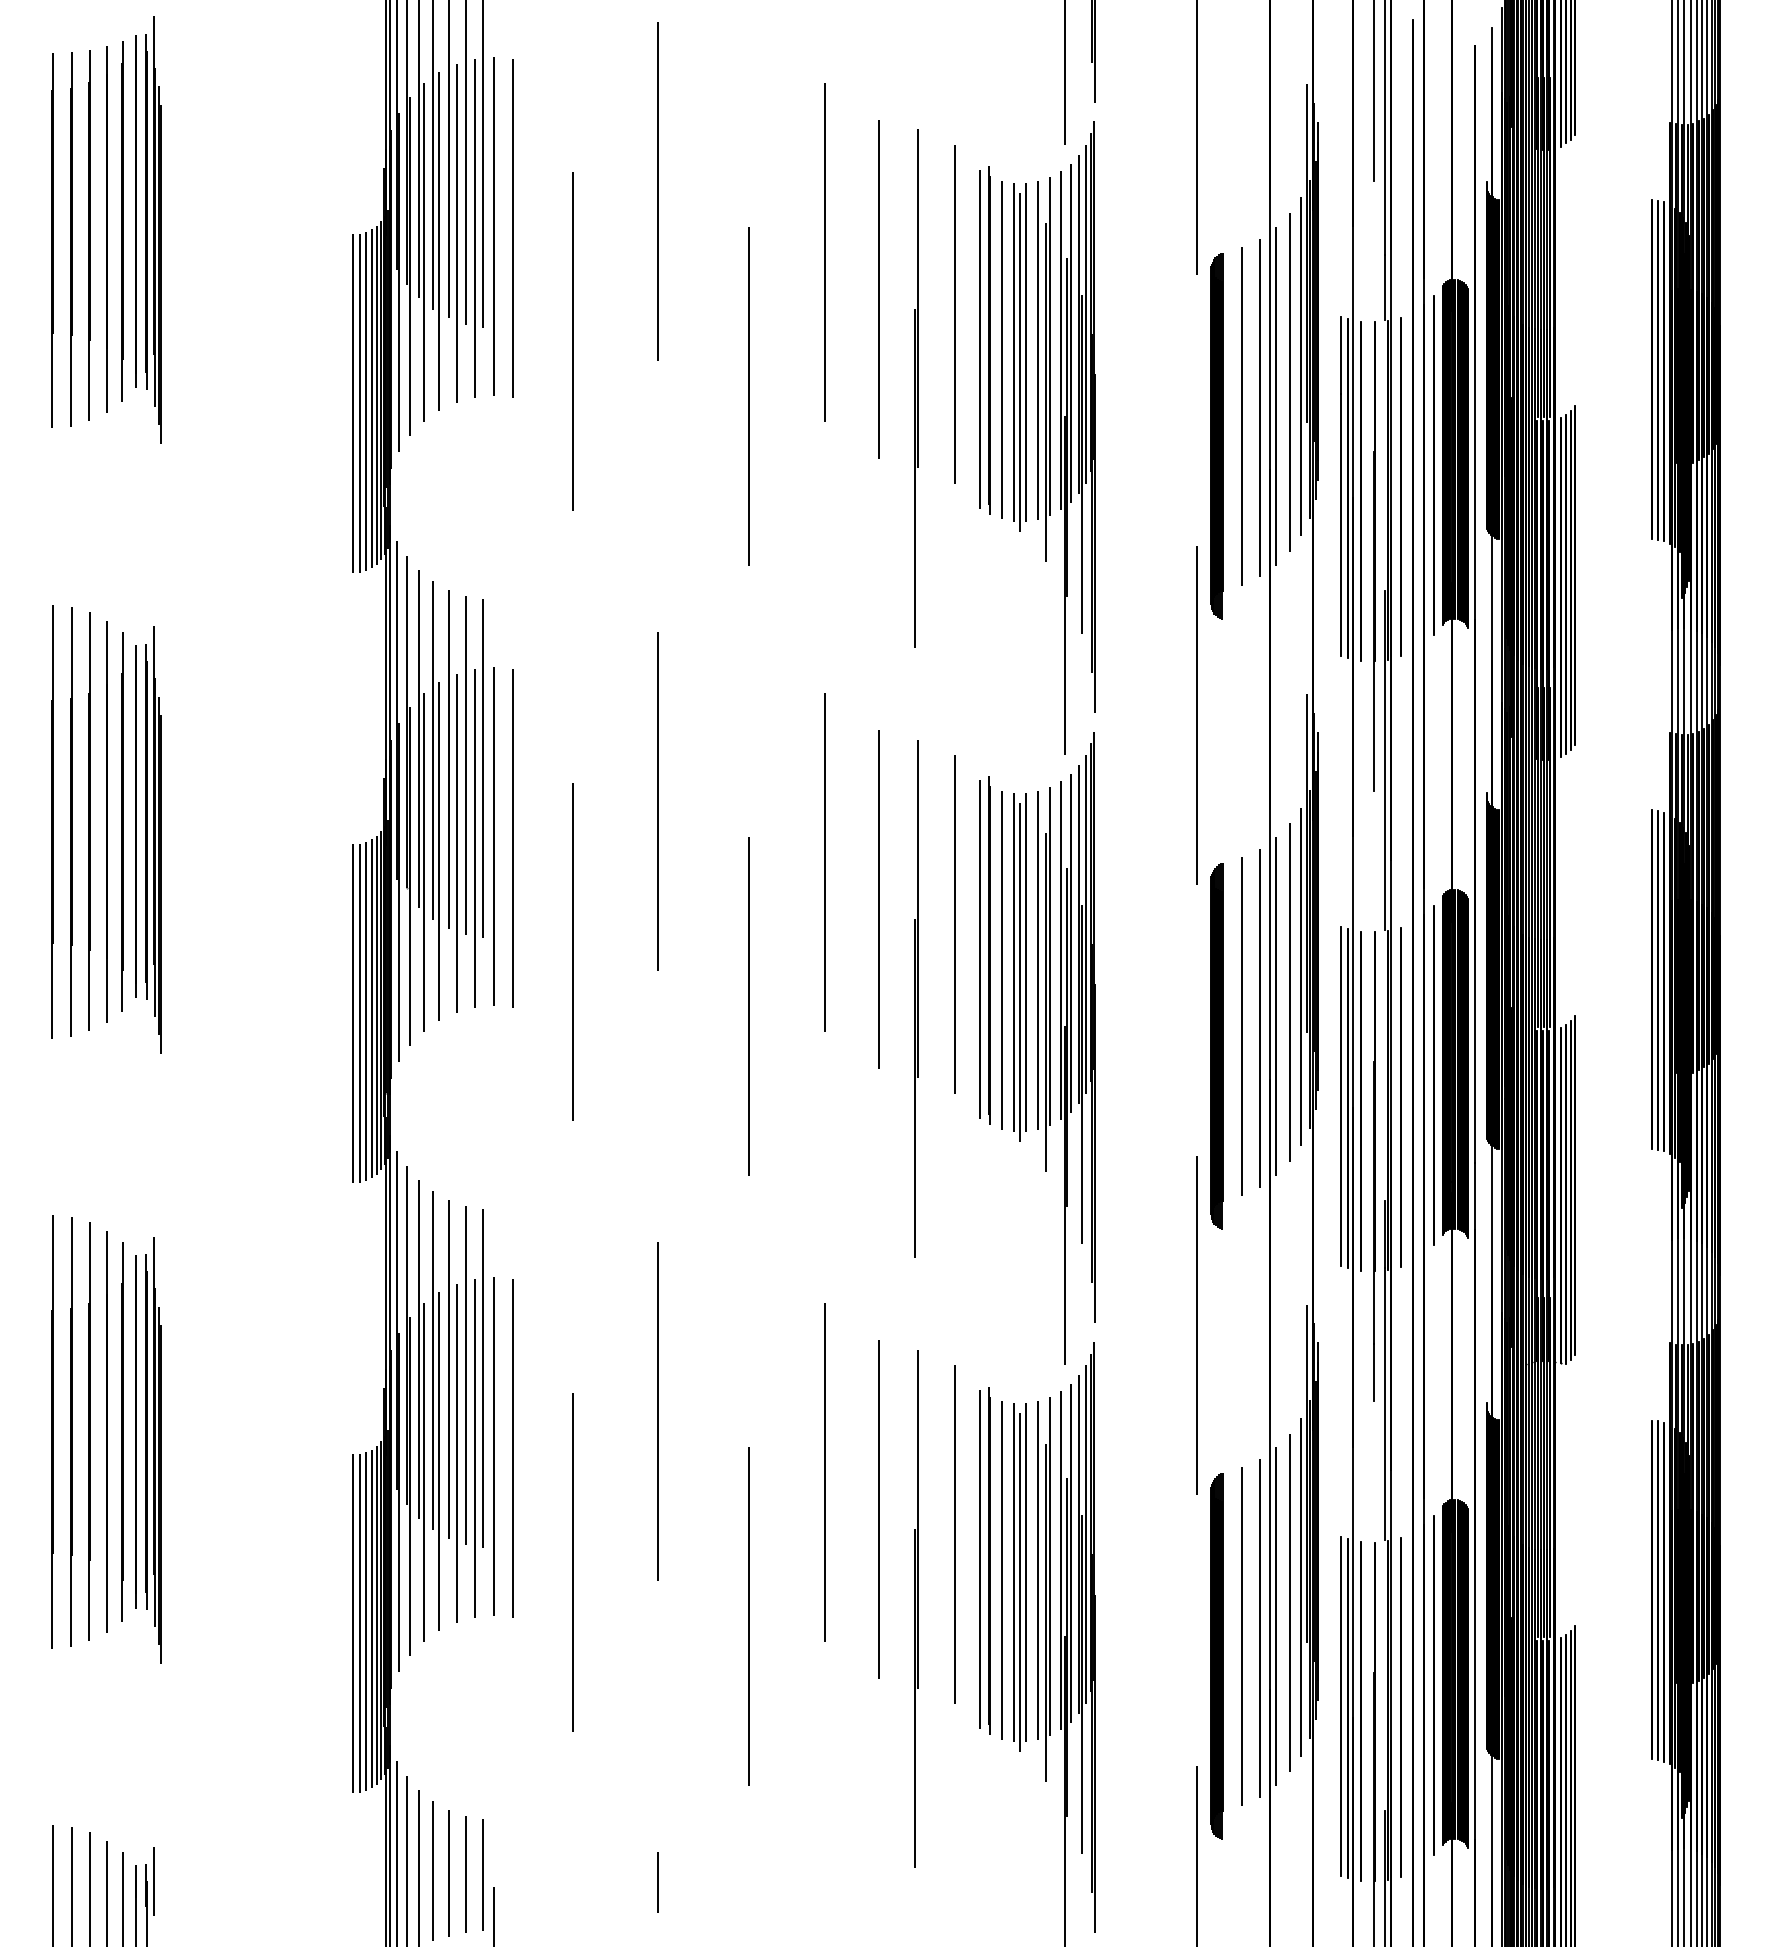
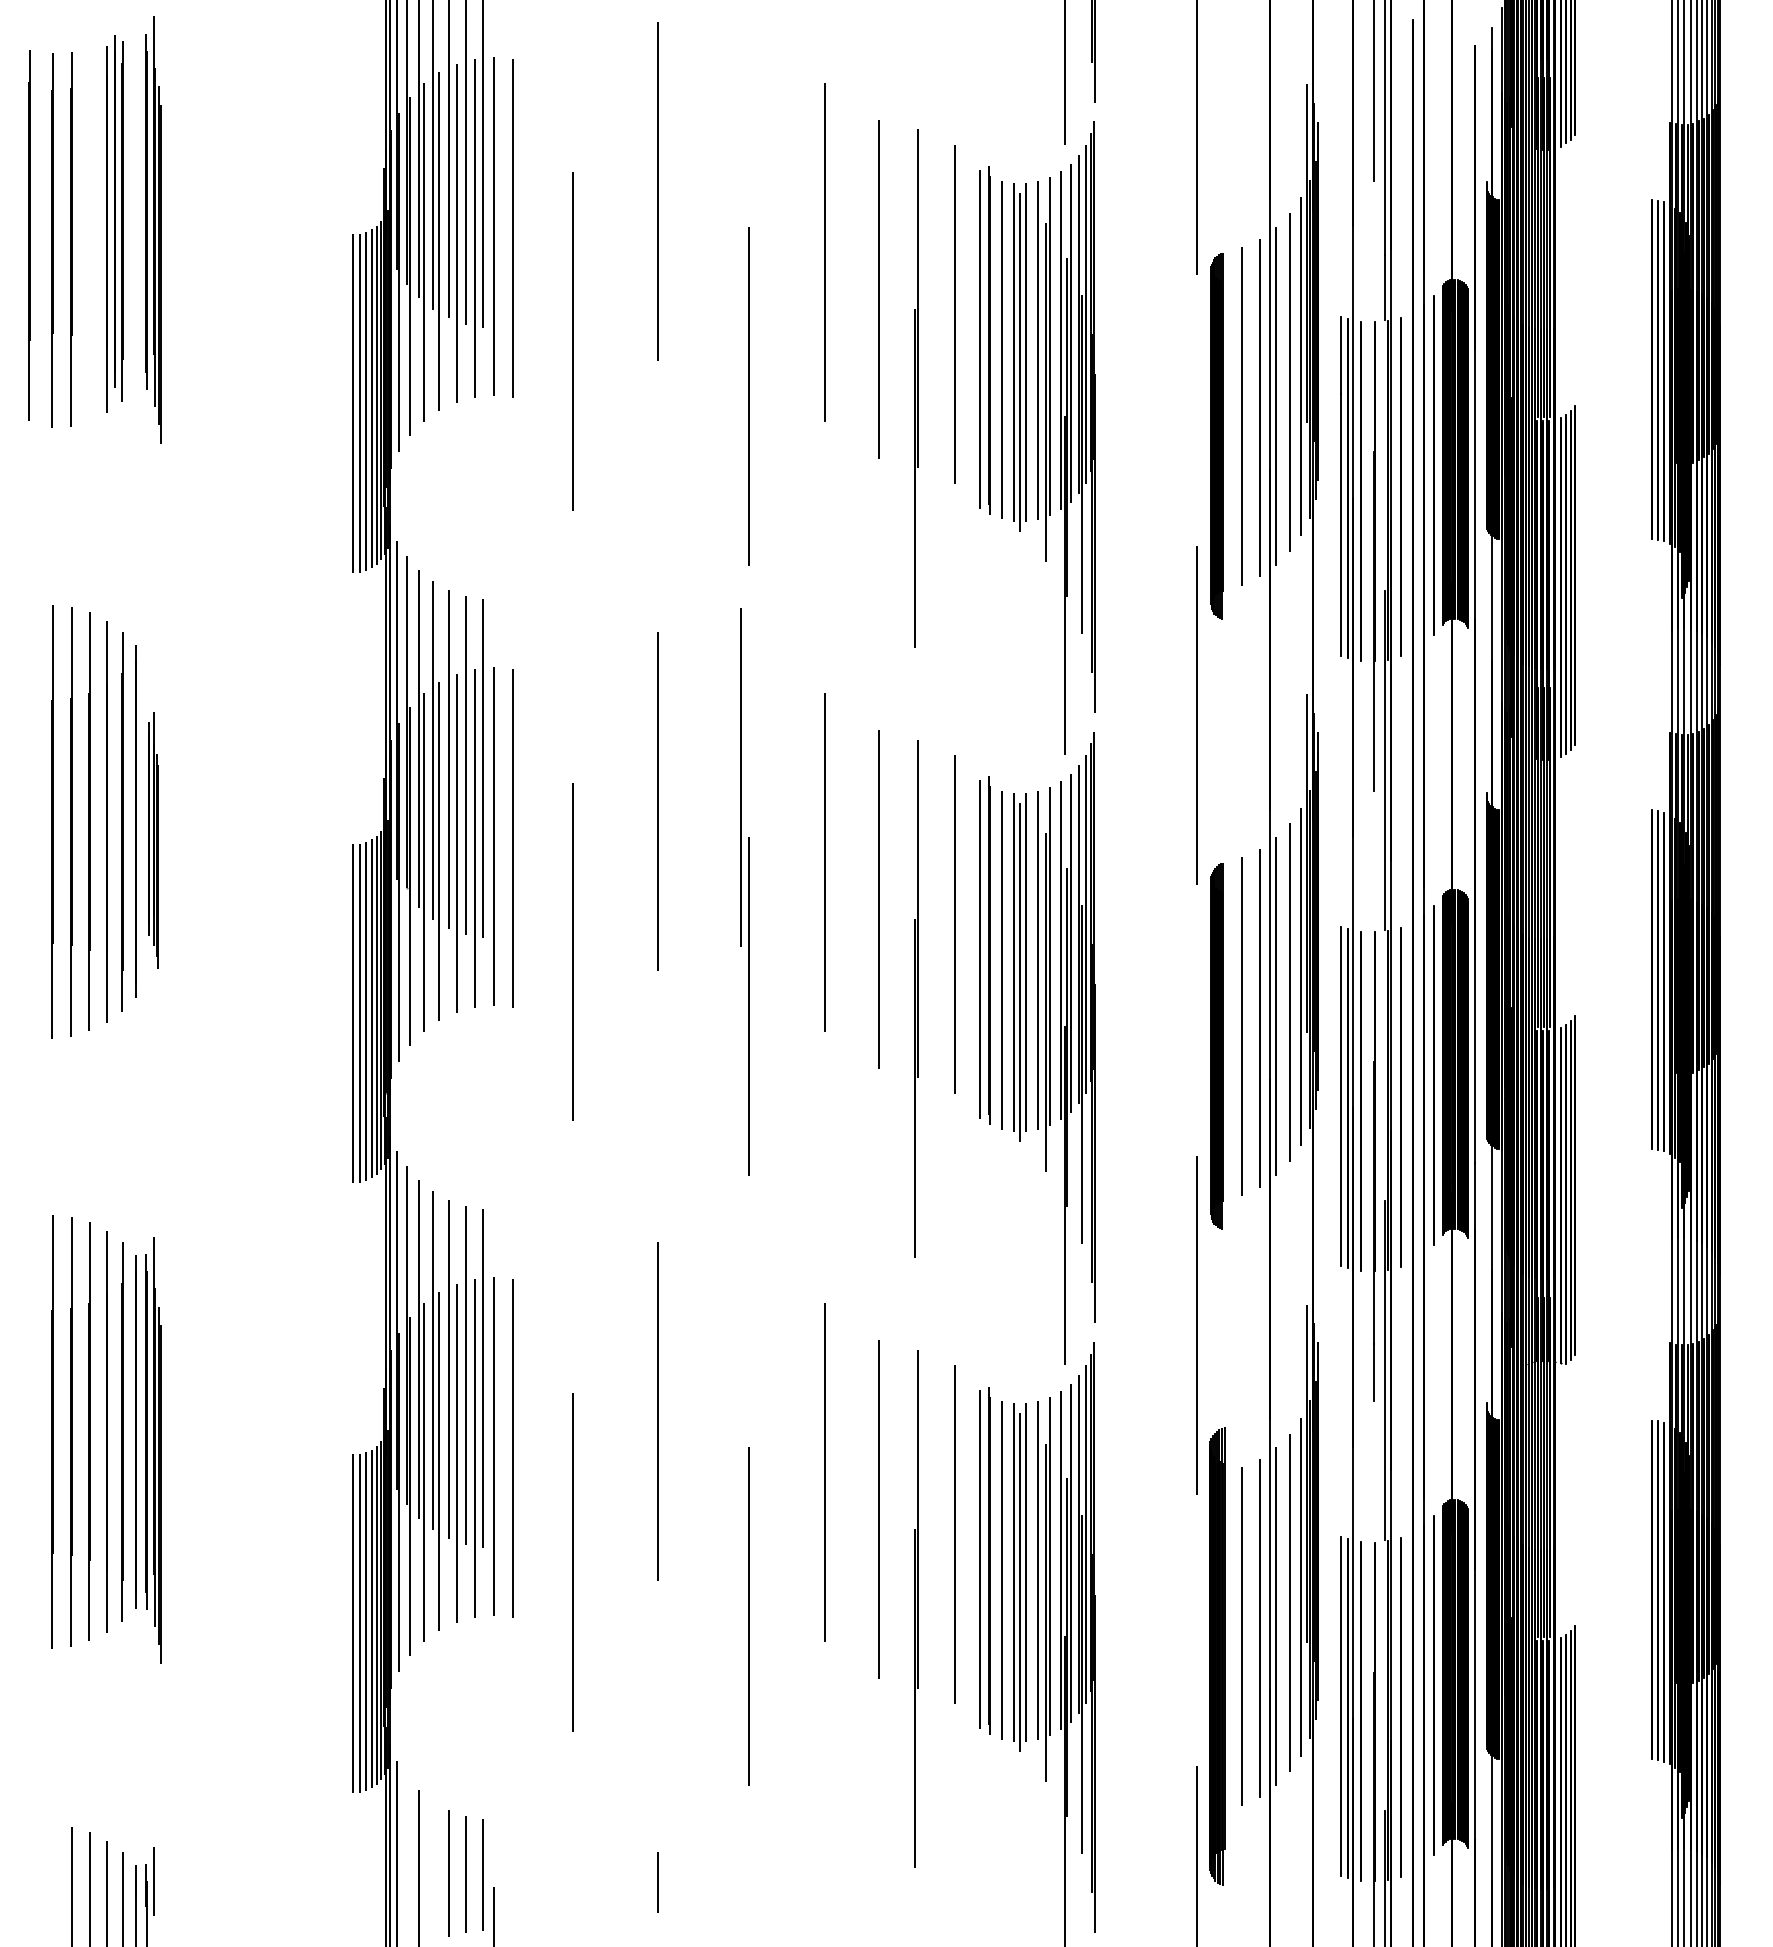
line position: (135, 211) -> (114, 211) (114, 211)
line position: (89, 235) -> (29, 235) (29, 235)
line: none -> present (740, 777)
part size: 17x428 px -> 11x257 px (153, 840)
part size: 14x367 px -> 17x459 px (1217, 1656)
line: present -> none (407, 1859)
line: present -> none (433, 1870)
line: present -> none (53, 1883)
